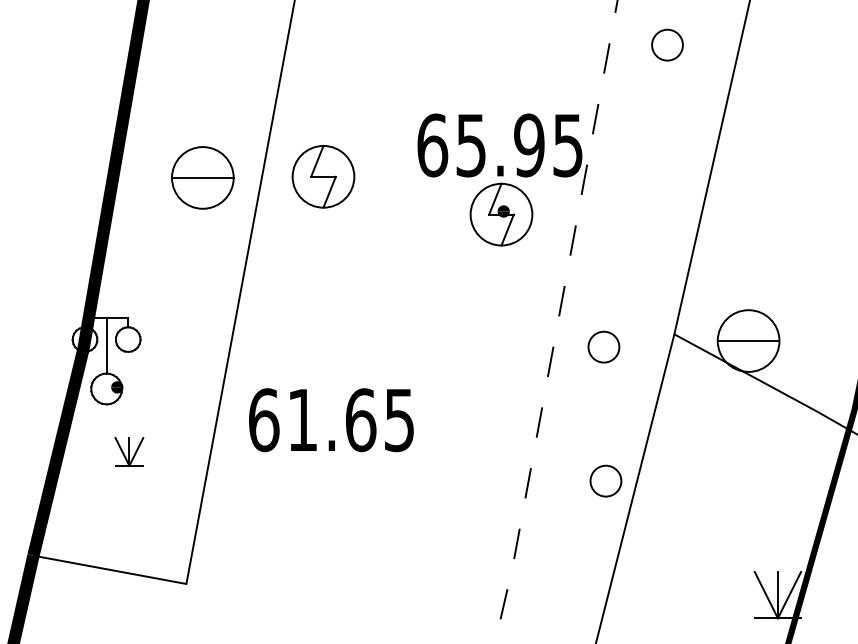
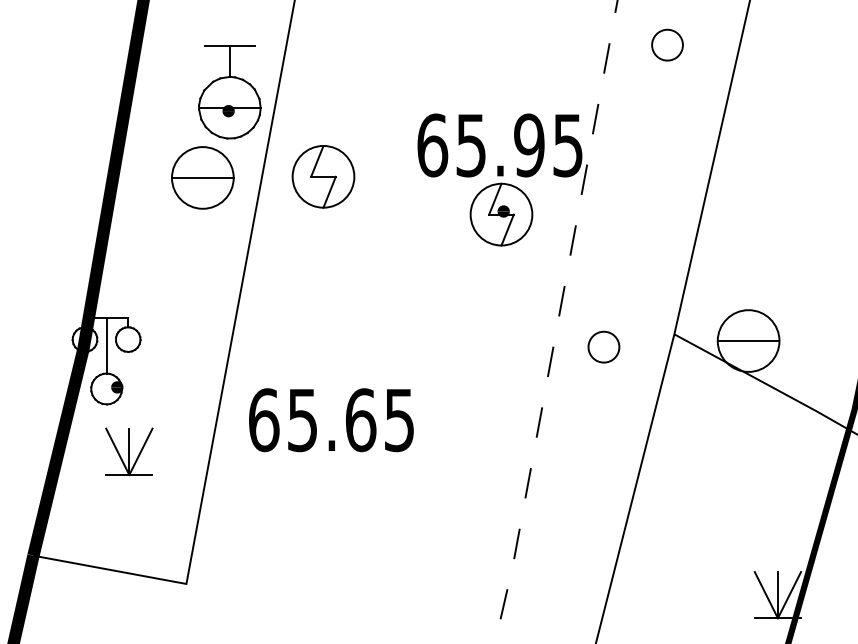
part: none -> present (229, 92)
text: 61.65 -> 65.65 (302, 420)
part size: 31x30 px -> 49x50 px (129, 451)
part: present -> none (605, 480)
